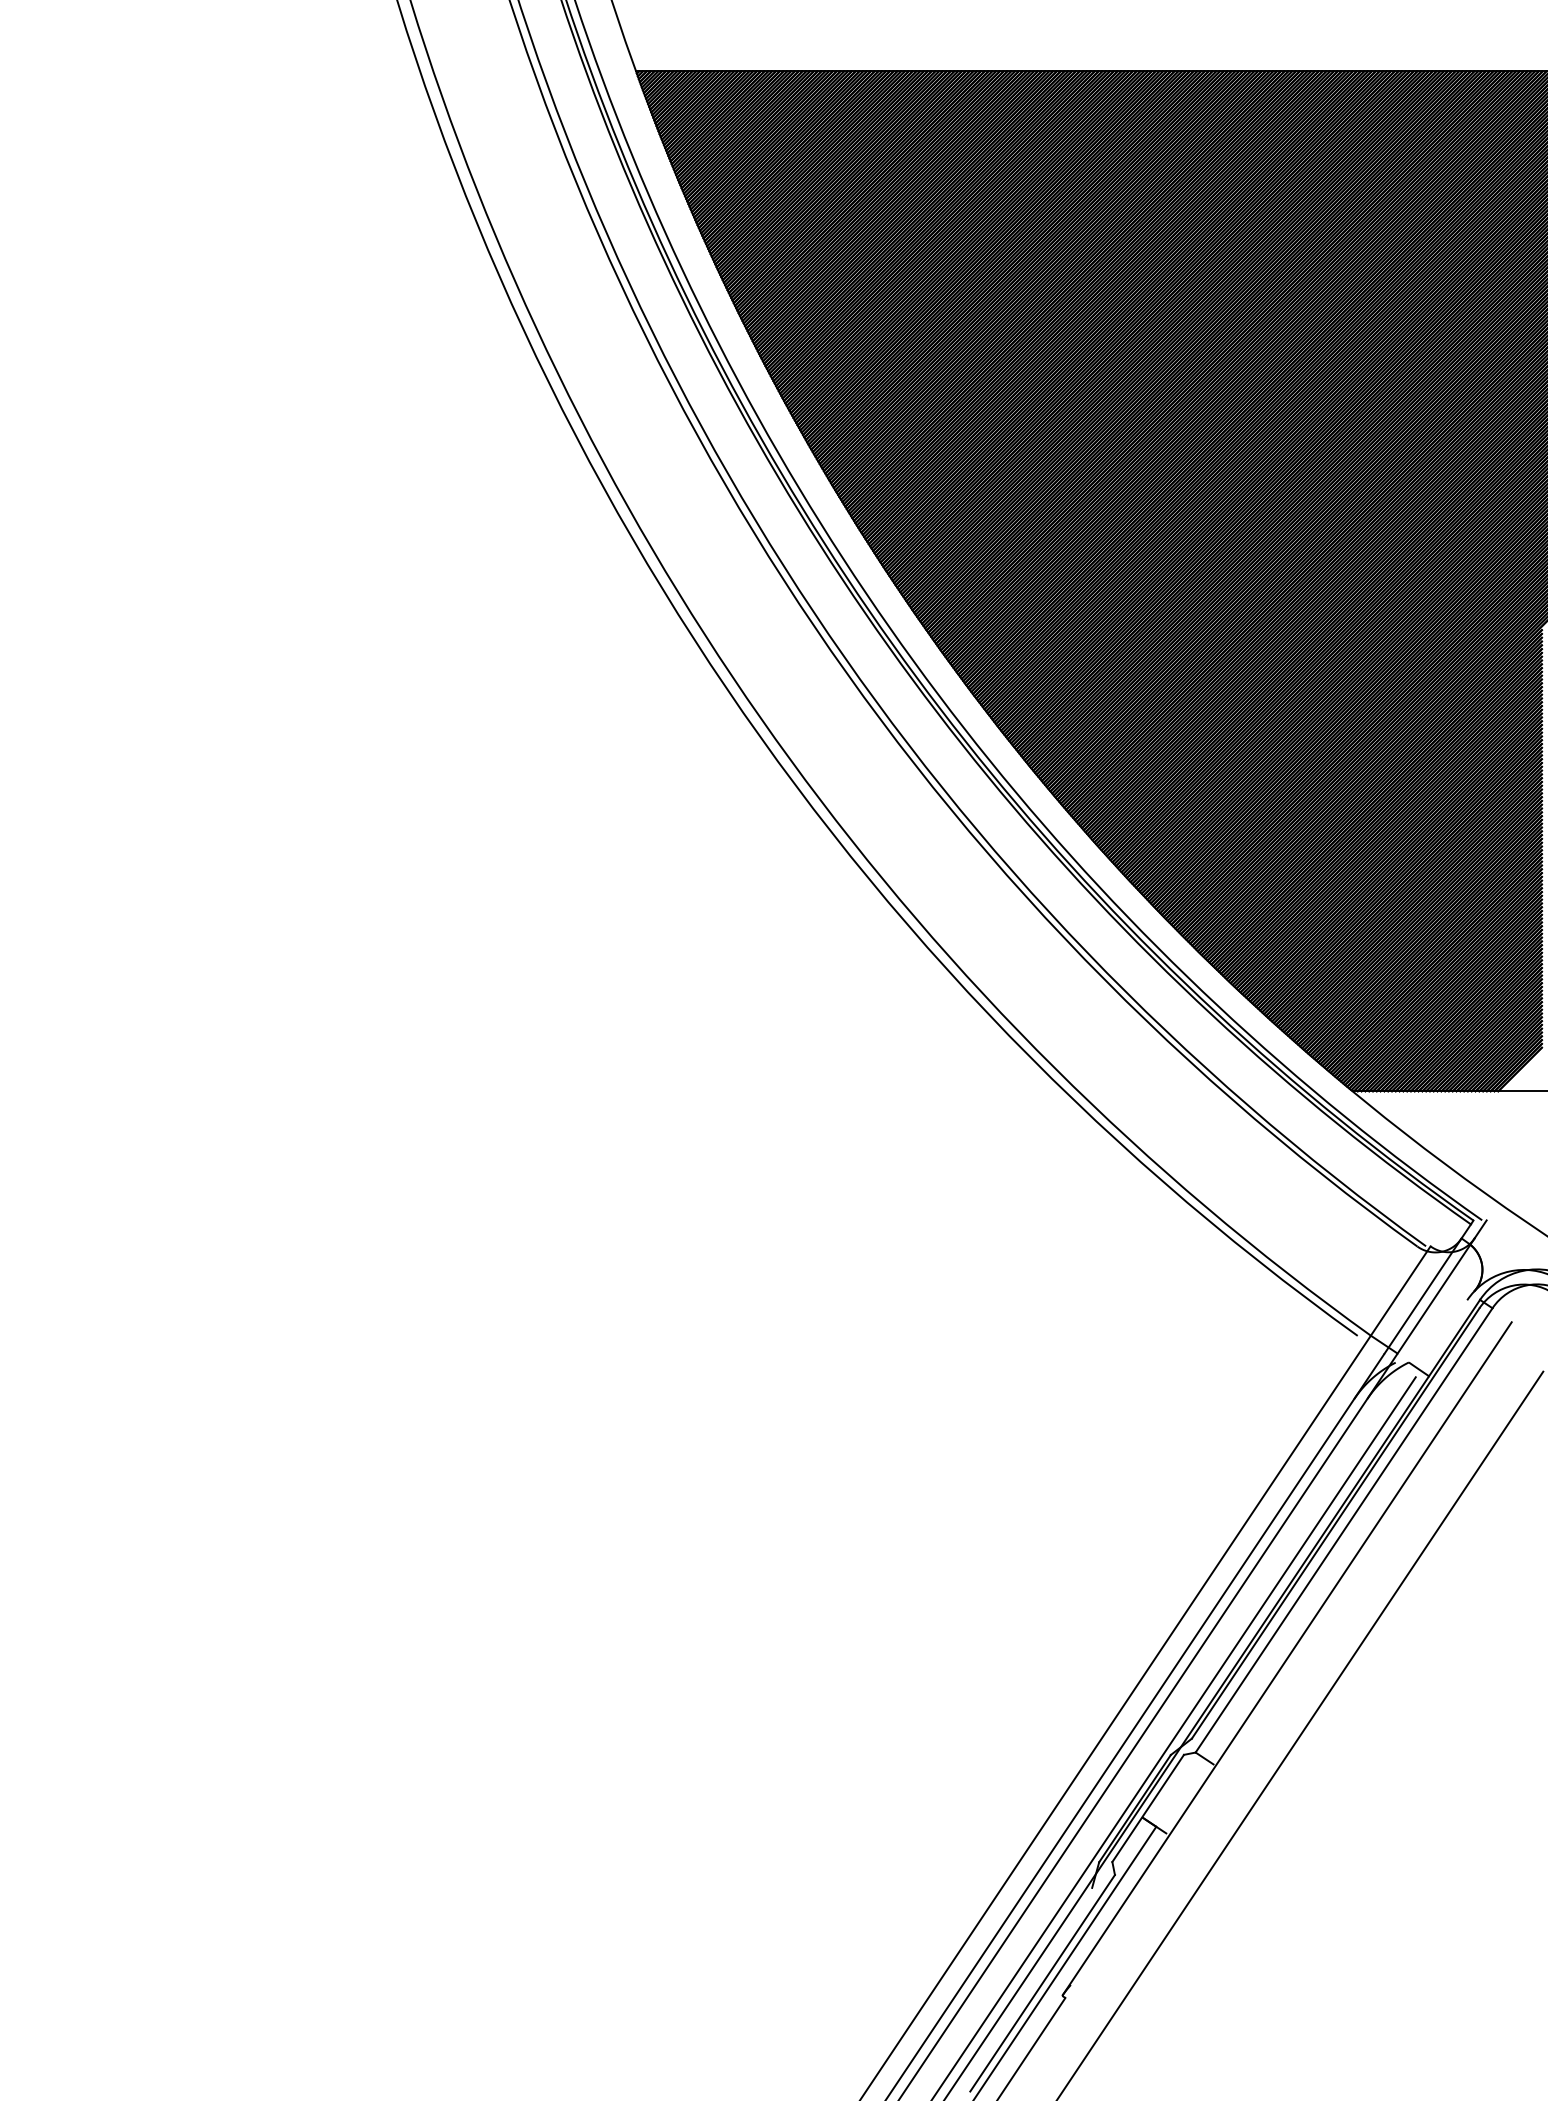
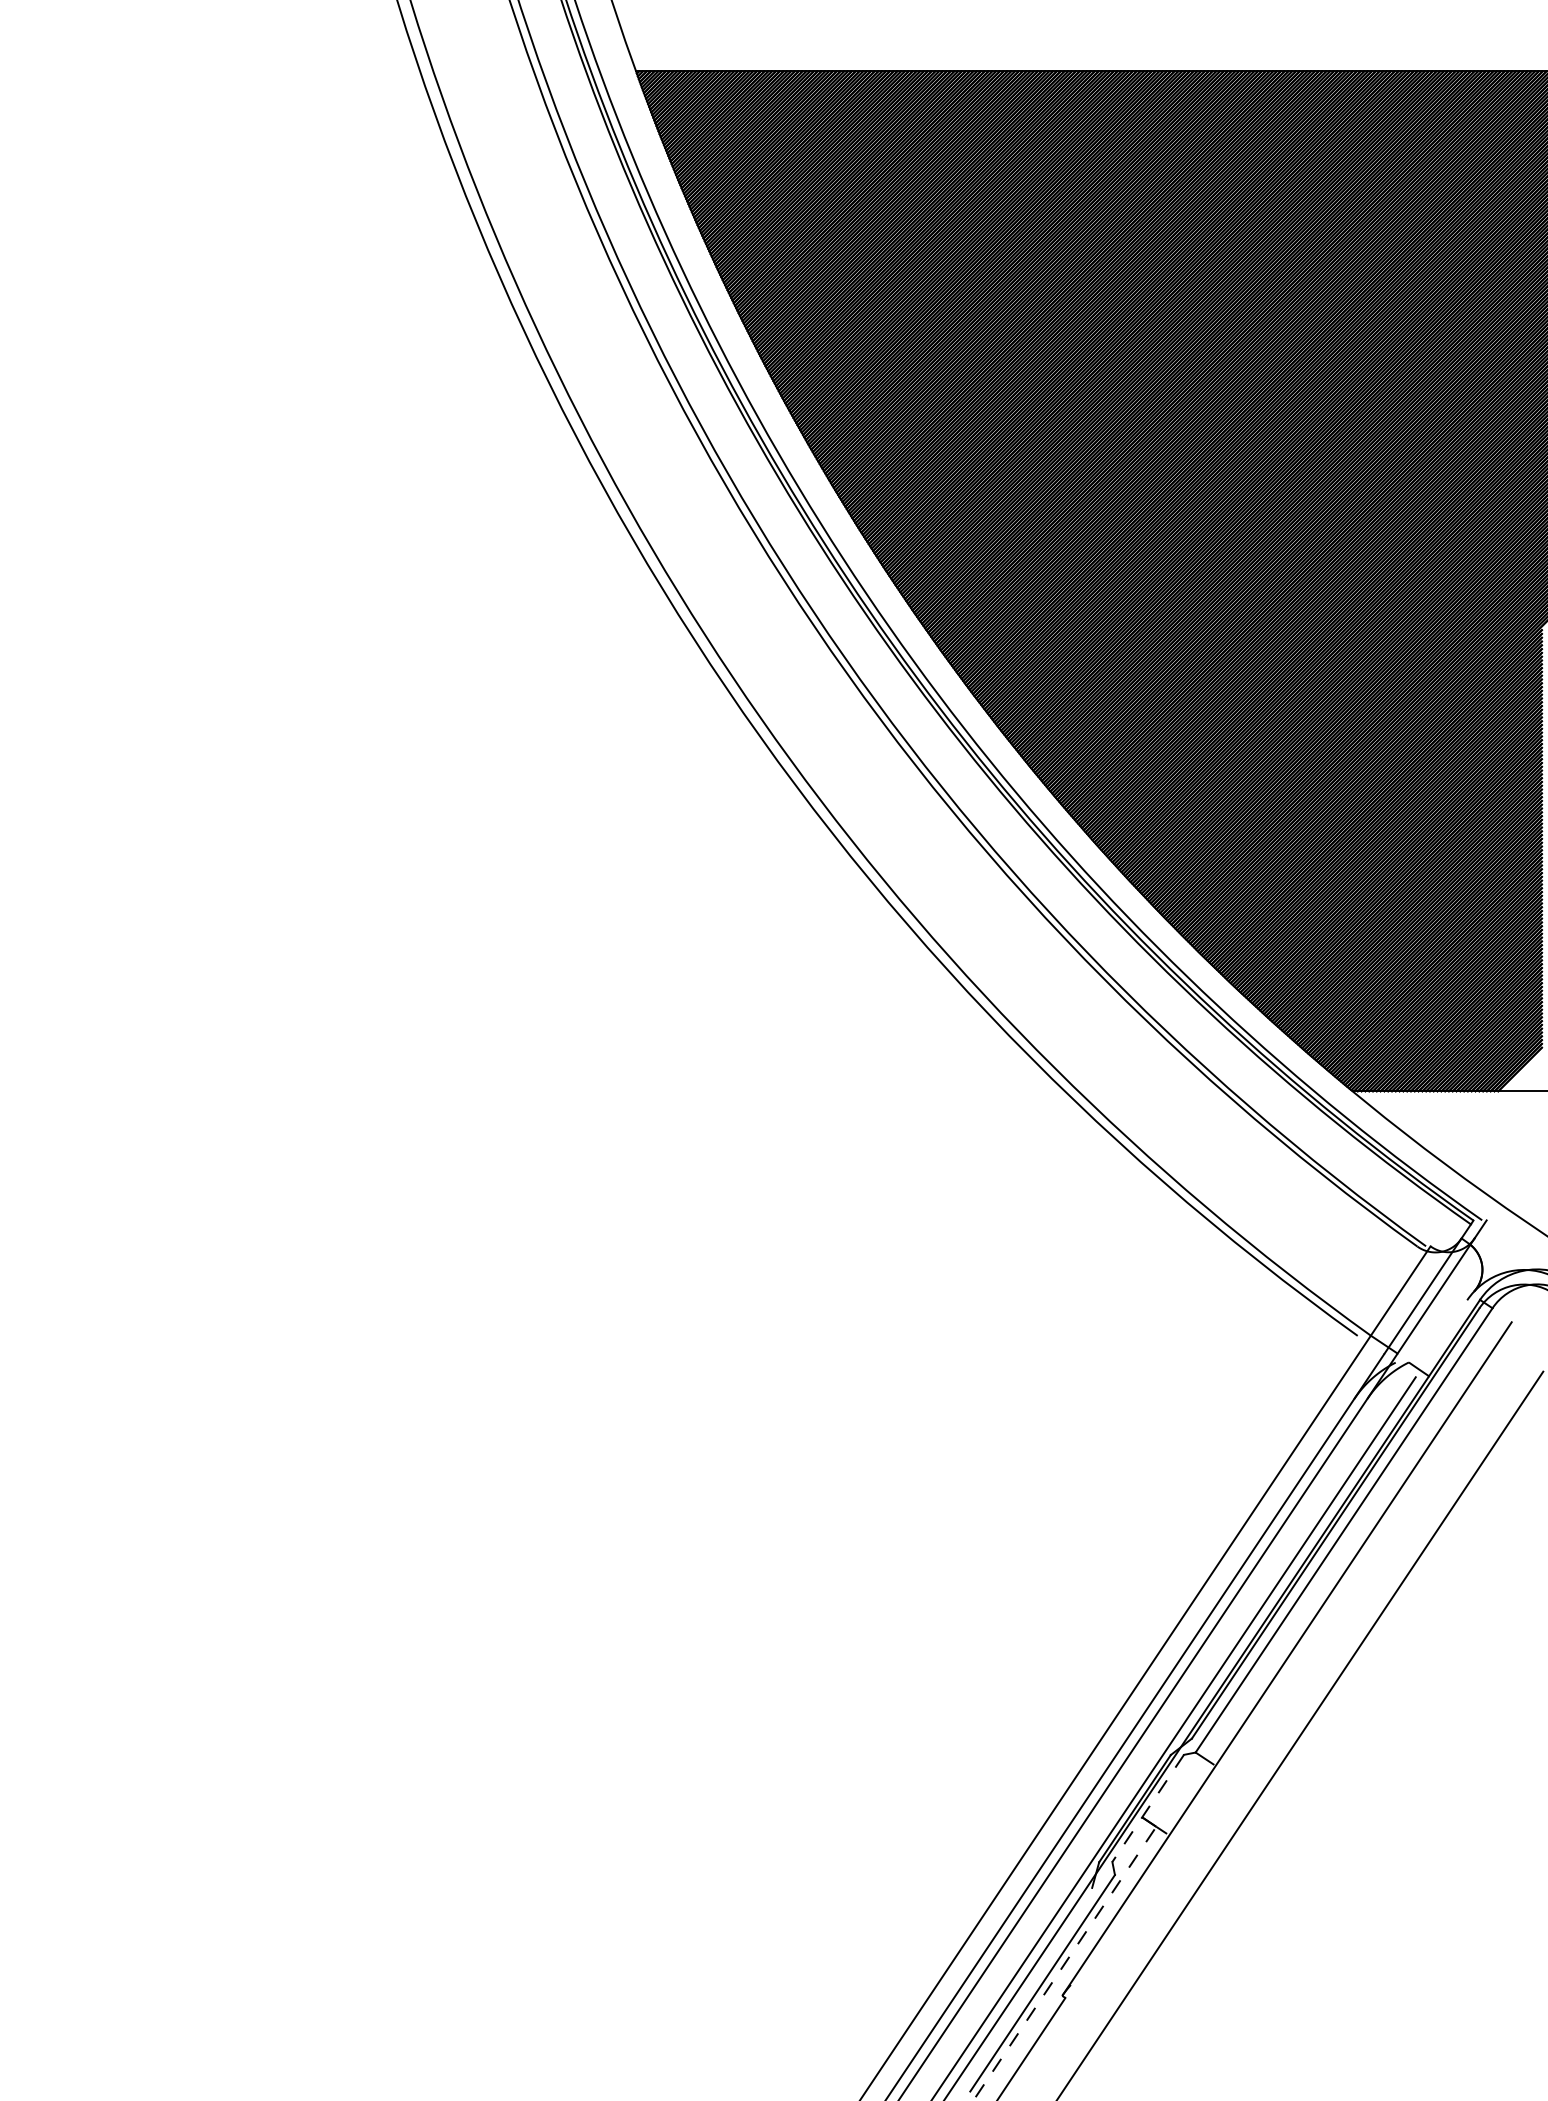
line: solid -> dashed (1147, 1808)
line: solid -> dashed (1064, 1963)
